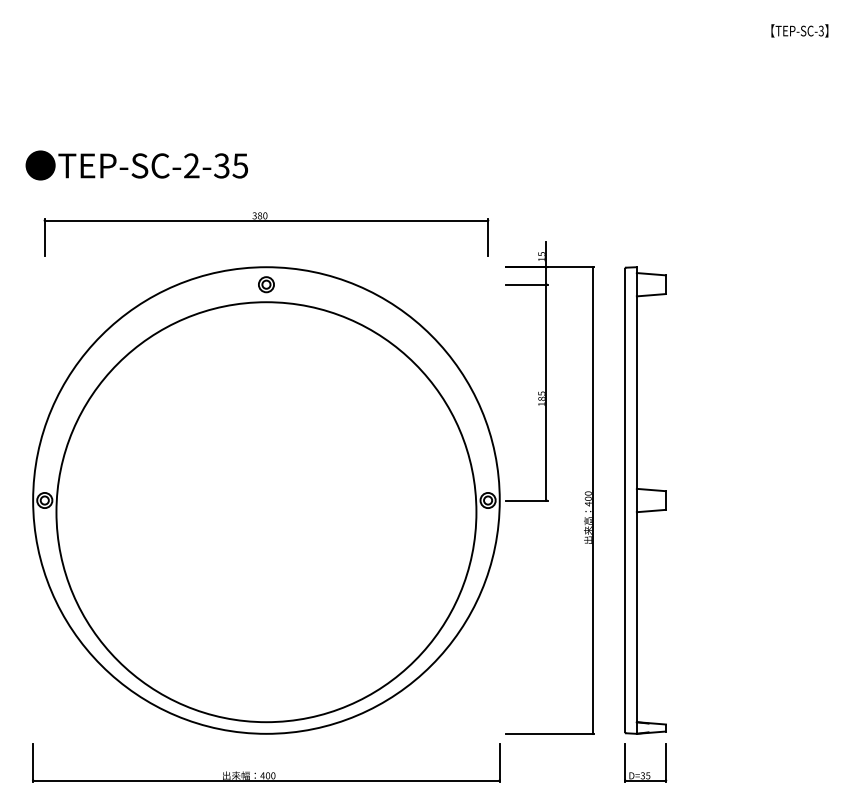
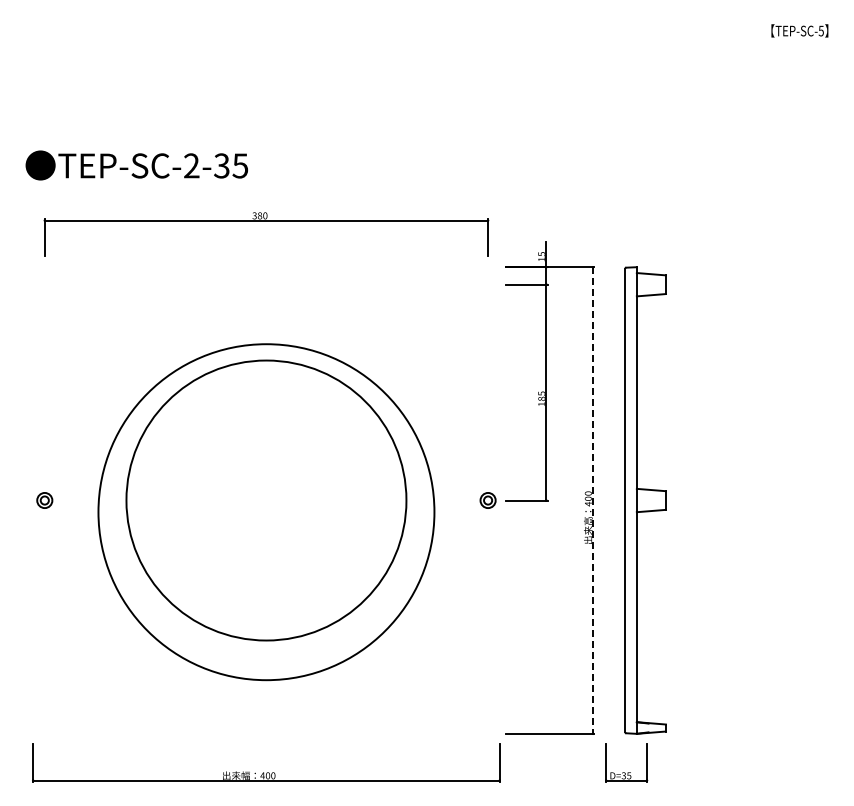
text: TEP-SC-3 -> TEP-SC-5 (821, 30)
part: present -> none (266, 284)
circle diameter: 467 px -> 280 px (266, 500)
line: solid -> dashed (593, 501)
circle diameter: 420 px -> 336 px (266, 512)
part position: (646, 772) -> (627, 772) (627, 772)
